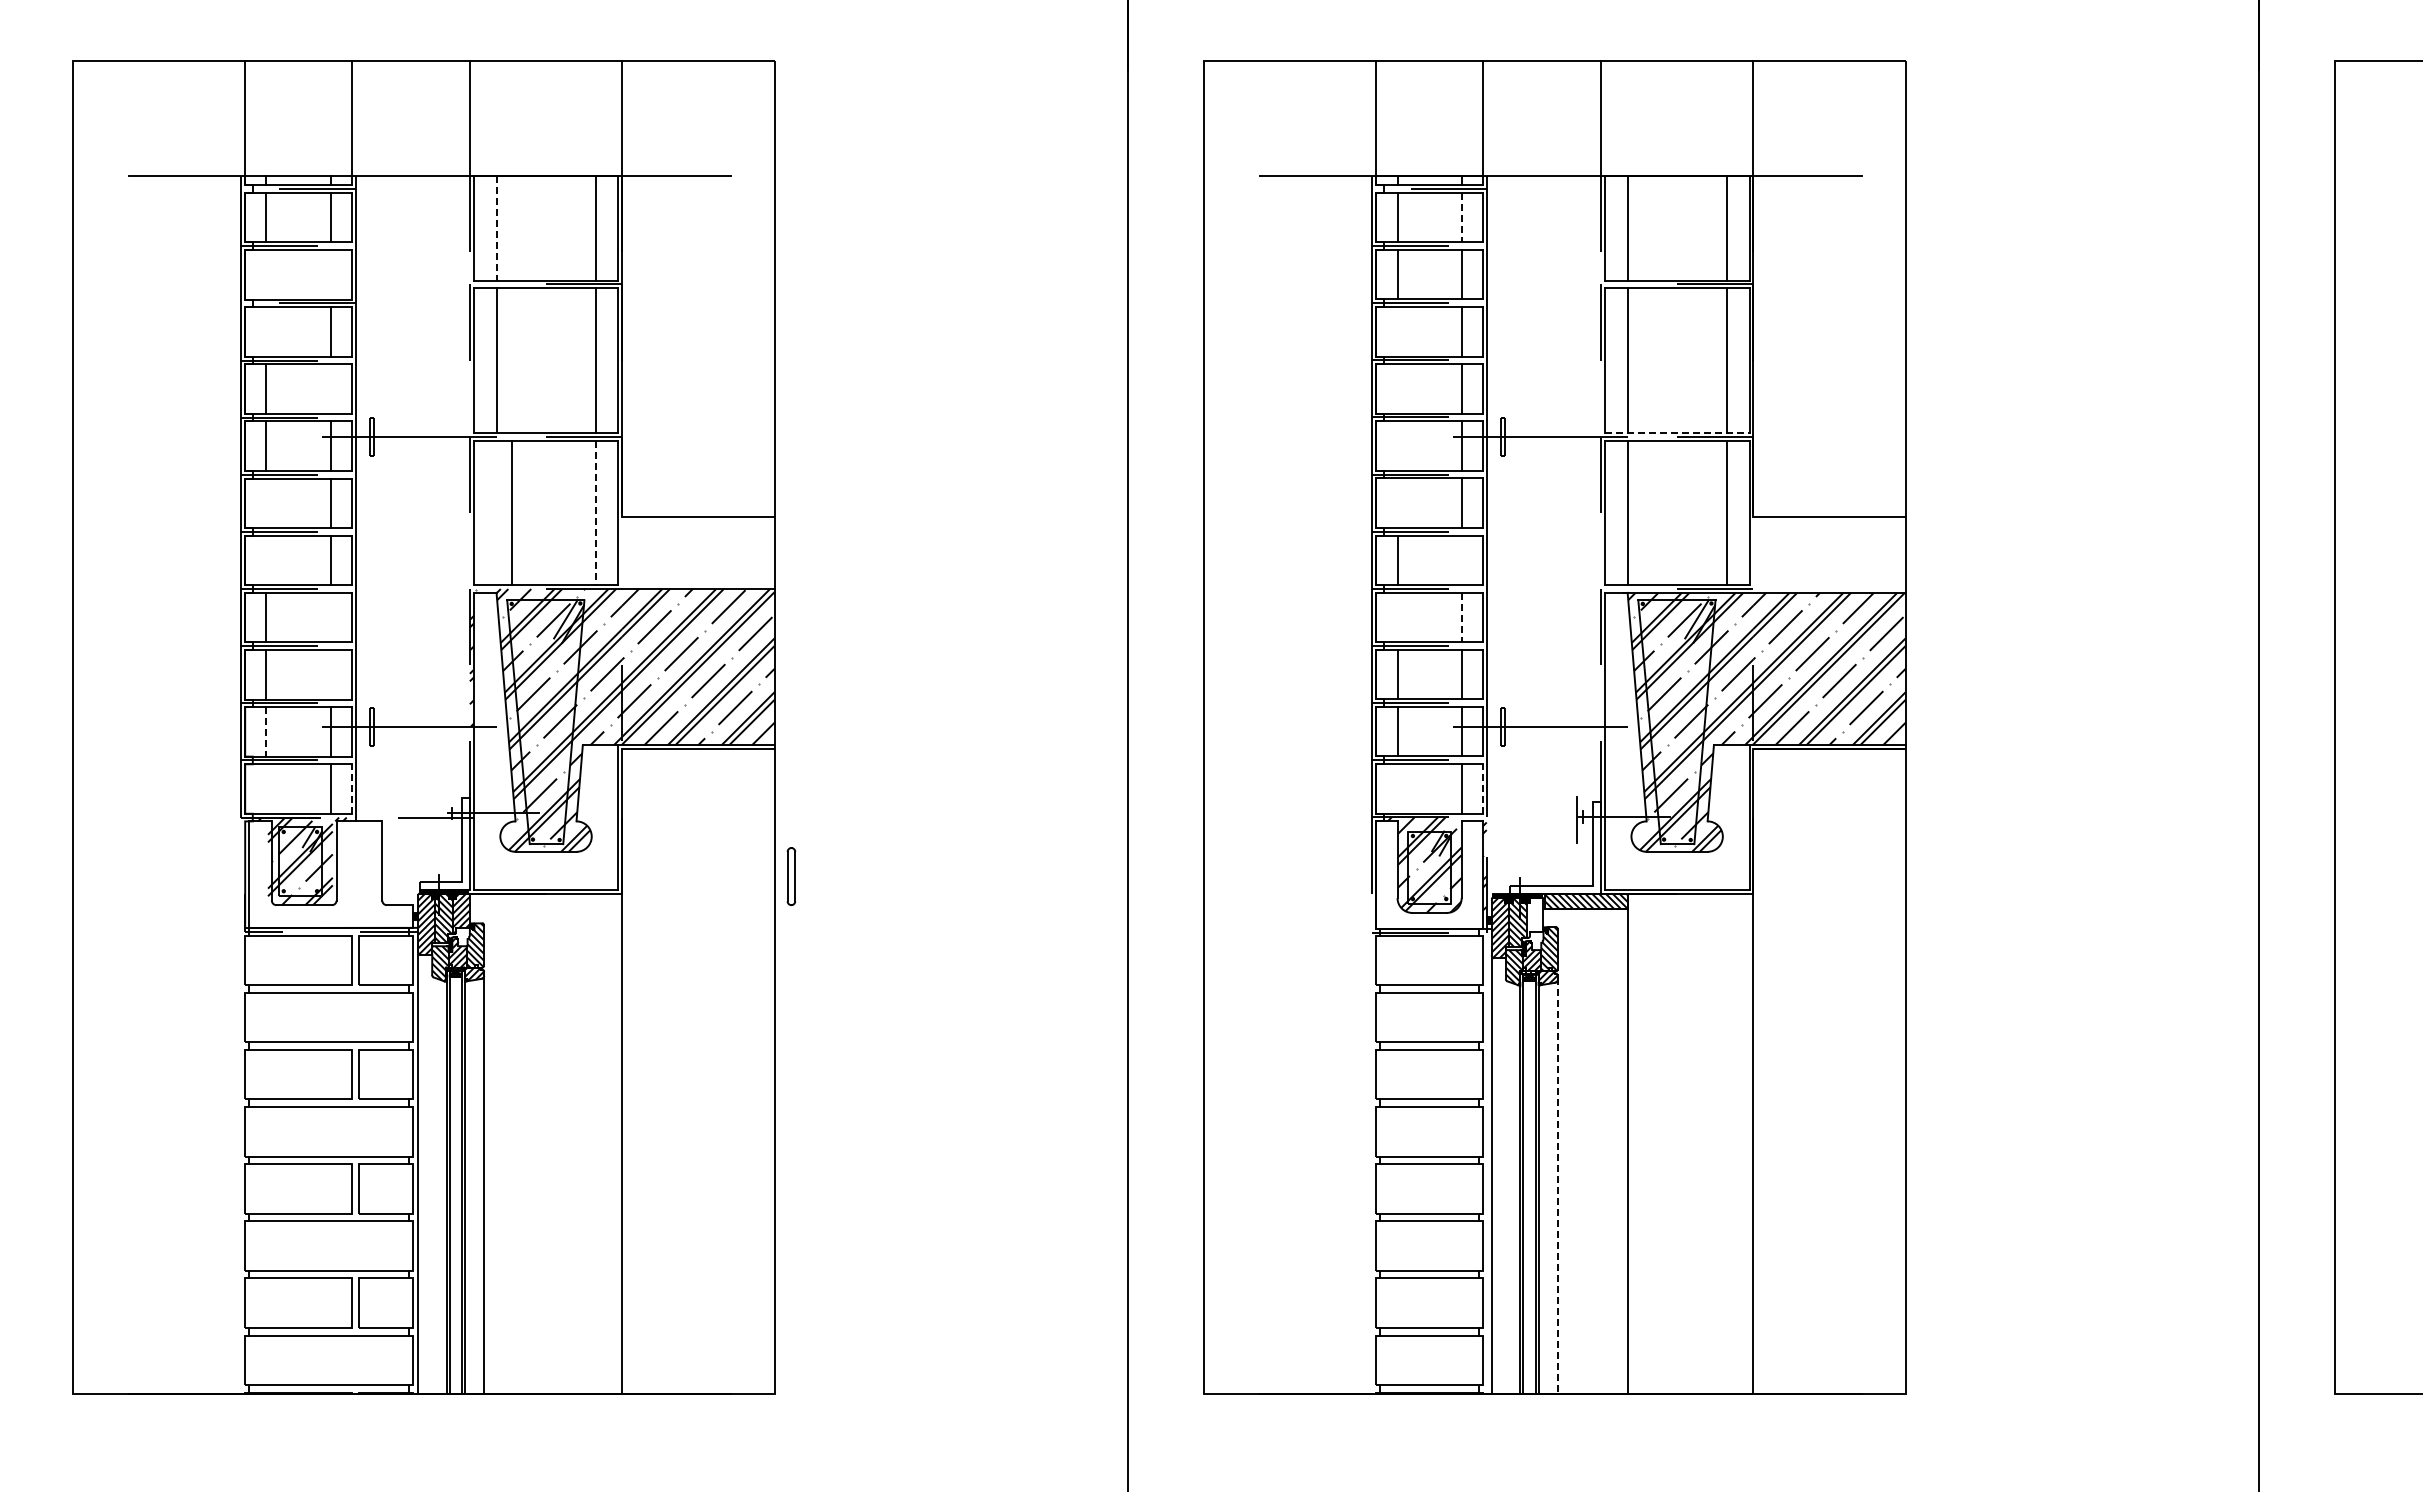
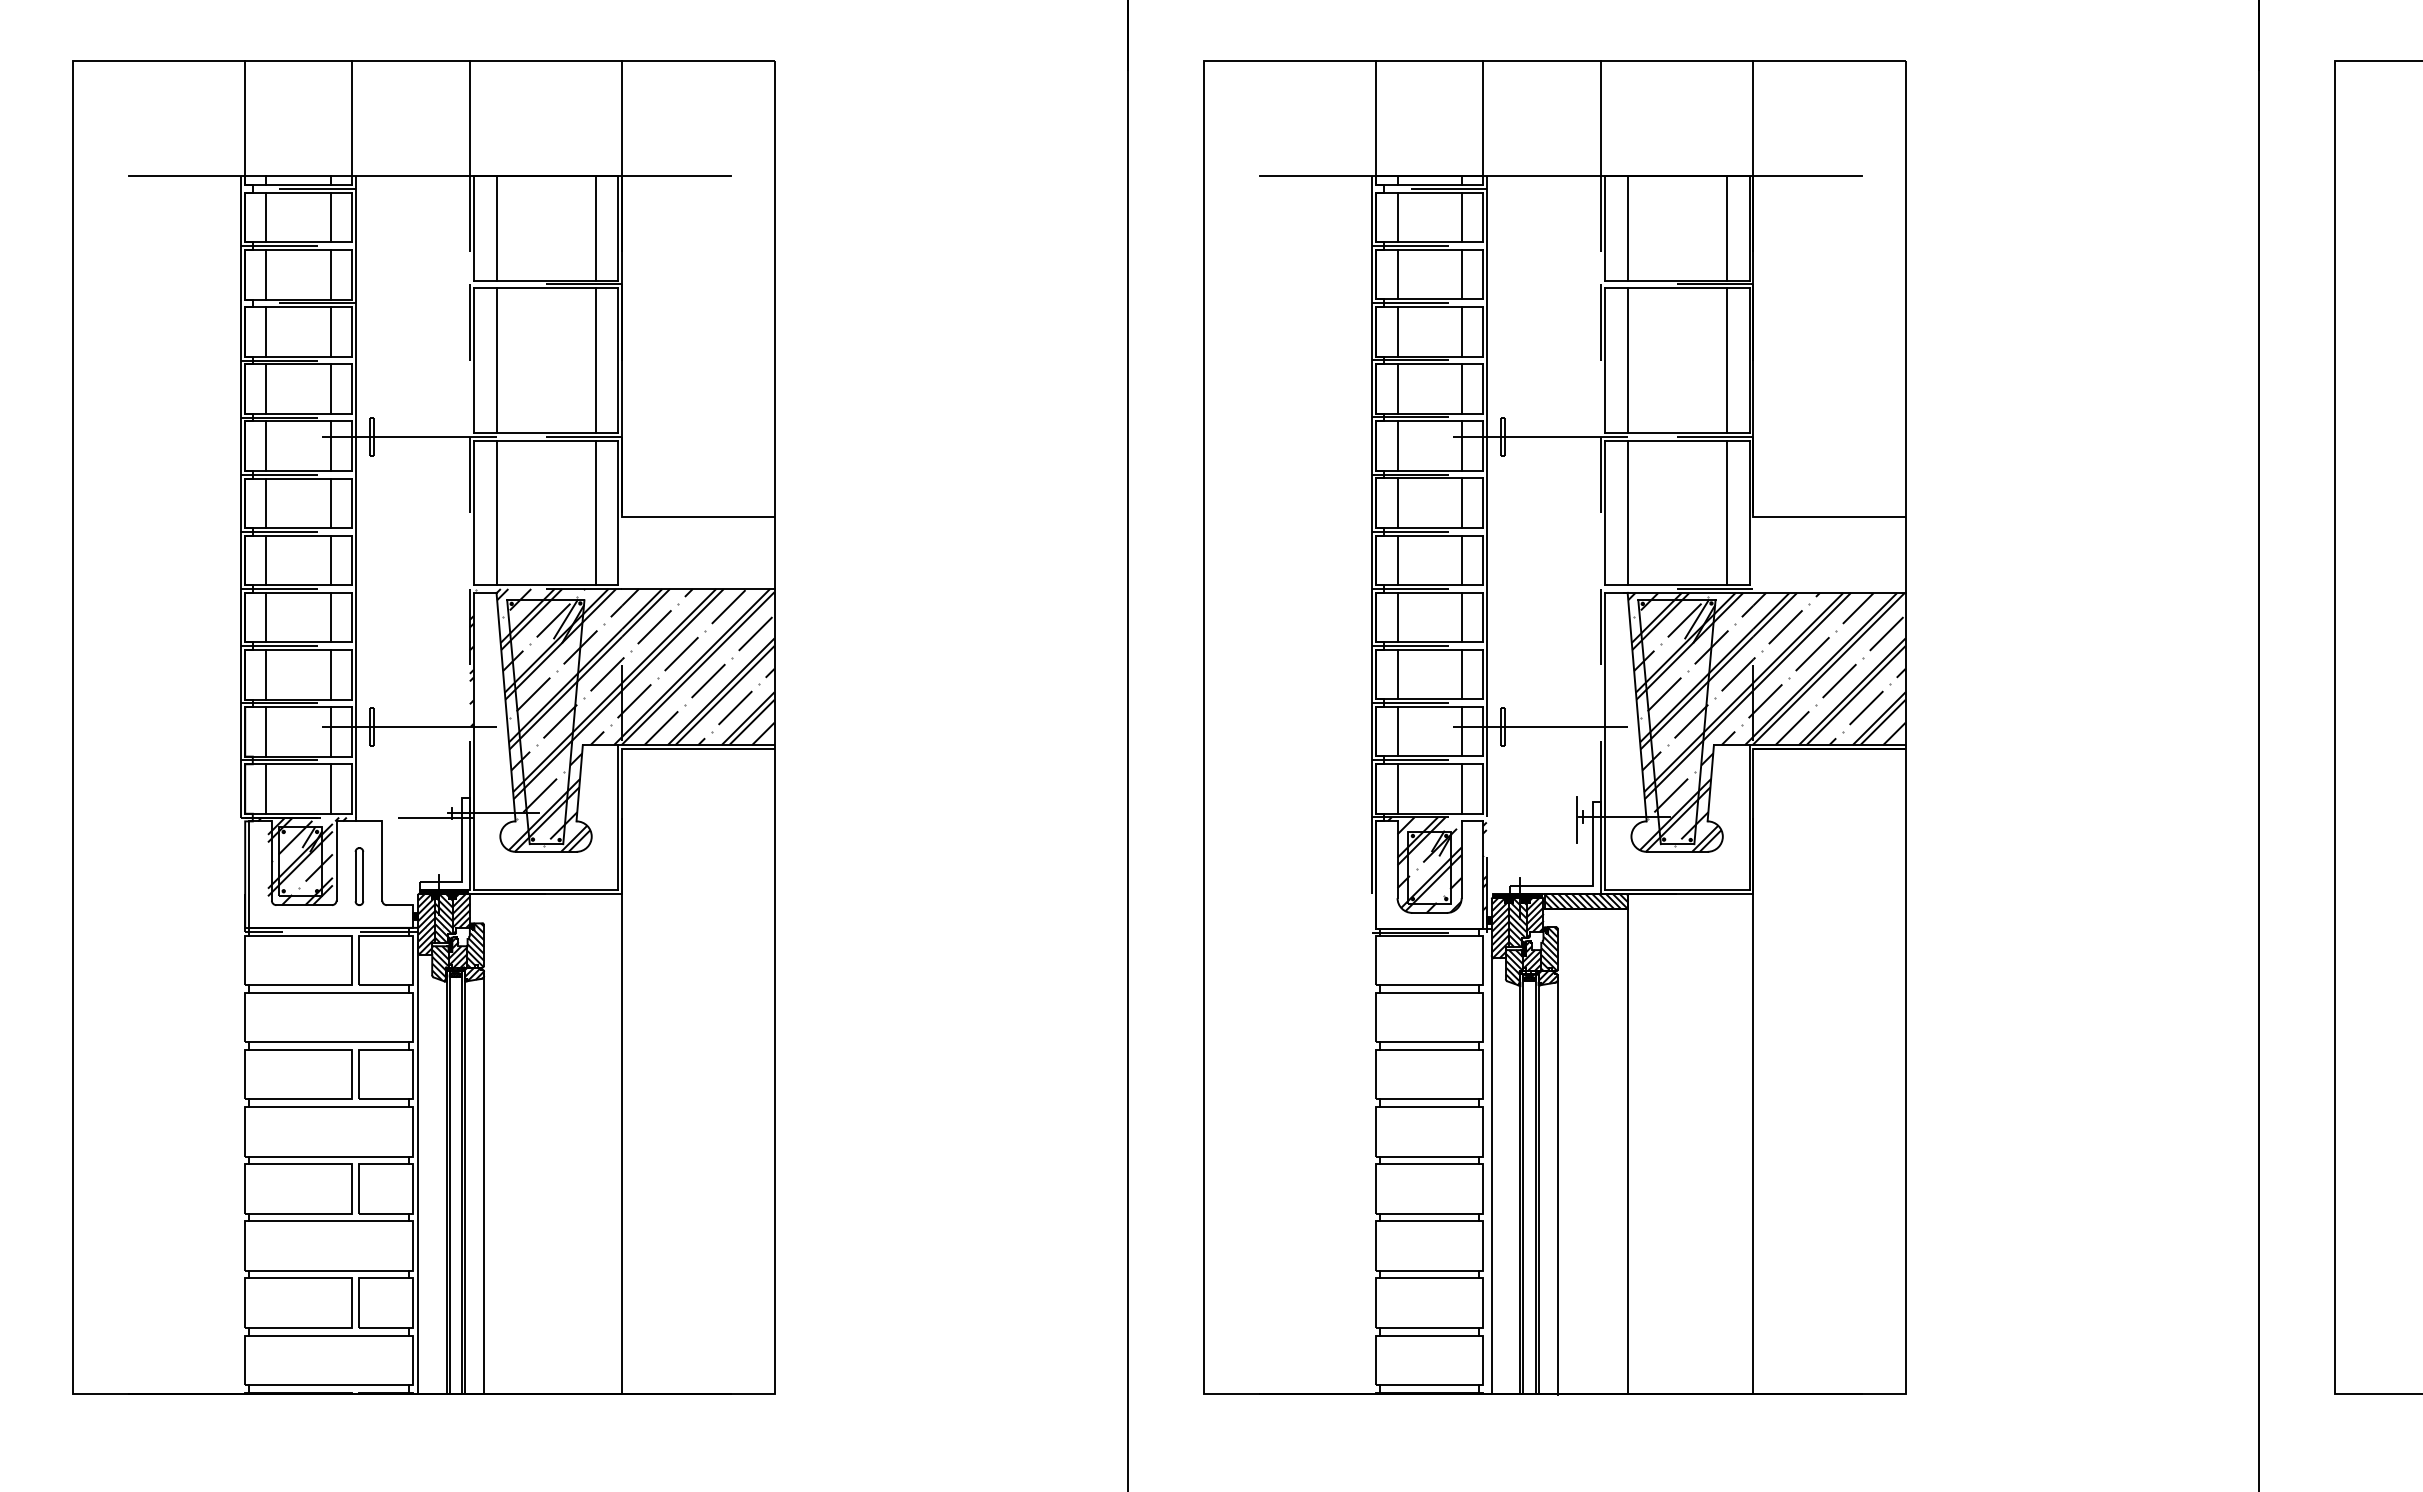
line: dashed -> solid (1461, 217)
line: dashed -> solid (496, 228)
line: none -> present (266, 274)
line: none -> present (330, 274)
line: none -> present (266, 331)
line: none -> present (1397, 331)
line: none -> present (330, 388)
line: none -> present (1397, 388)
line: dashed -> solid (1677, 432)
line: none -> present (1397, 445)
line: none -> present (1397, 502)
line: none -> present (266, 503)
line position: (511, 512) -> (496, 512) (496, 512)
line: dashed -> solid (595, 513)
line: none -> present (266, 560)
line: none -> present (1461, 560)
line: none -> present (330, 617)
line: none -> present (1397, 617)
line: dashed -> solid (1461, 617)
line: none -> present (330, 674)
line: dashed -> solid (266, 731)
line: none -> present (266, 788)
line: none -> present (1397, 788)
line: dashed -> solid (1482, 788)
line: dashed -> solid (351, 789)
part position: (791, 876) -> (359, 876) (359, 876)
hatch: none -> present (1535, 917)
line: dashed -> solid (1557, 1186)
